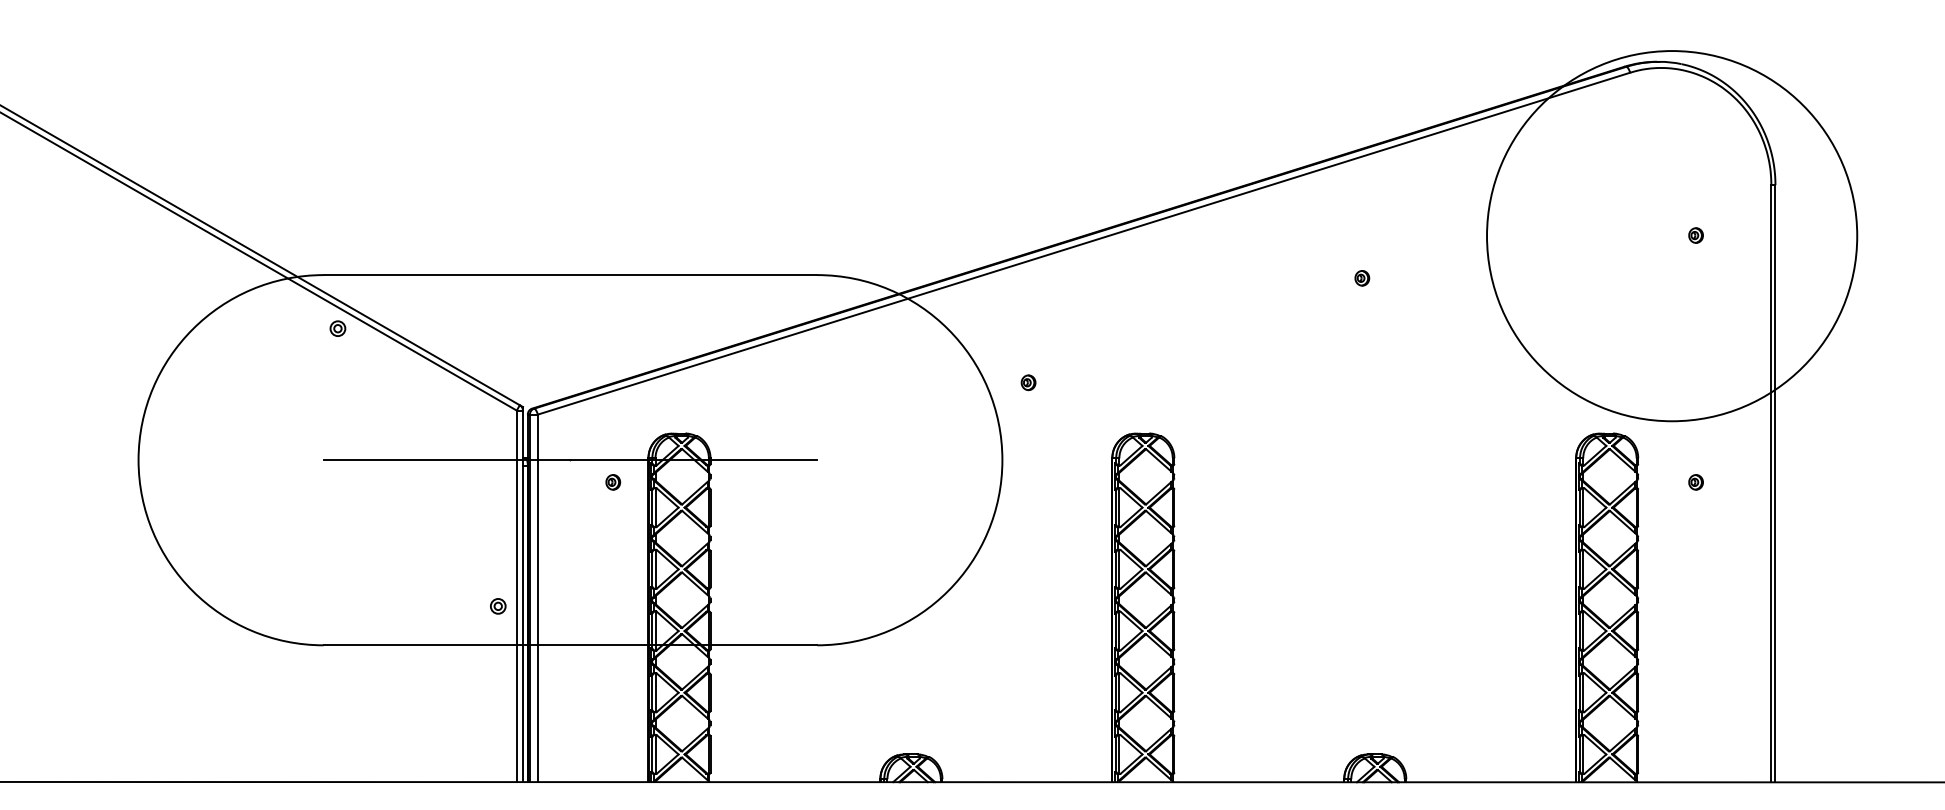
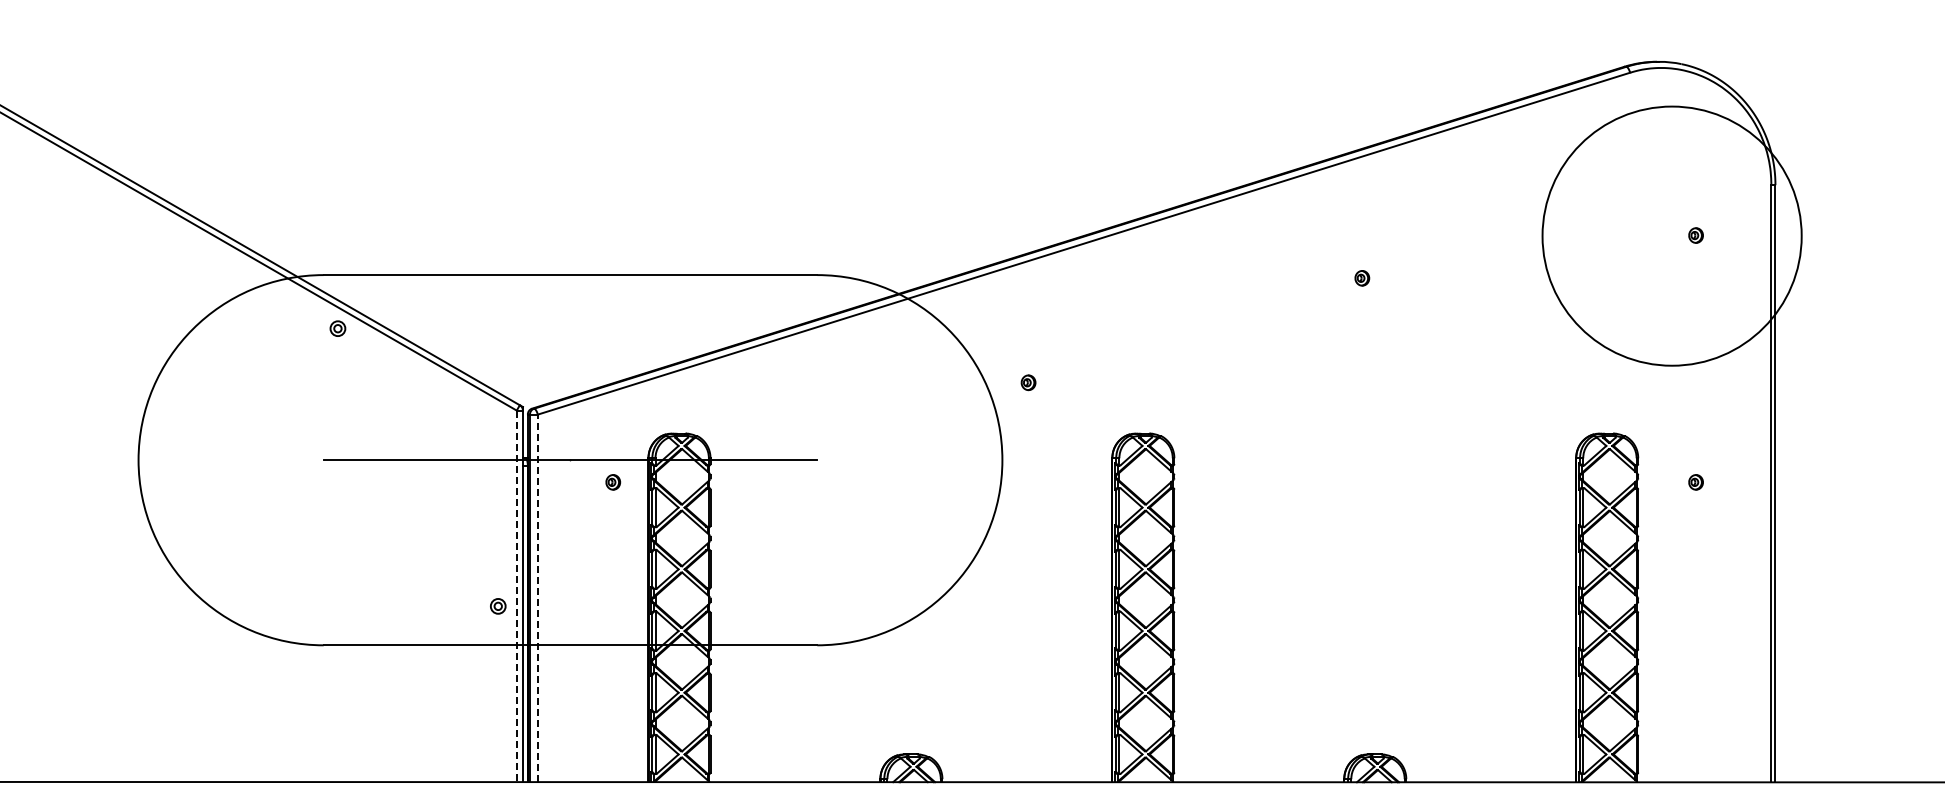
circle diameter: 370 px -> 259 px (1671, 235)
line: solid -> dashed (516, 596)
line: solid -> dashed (537, 598)
